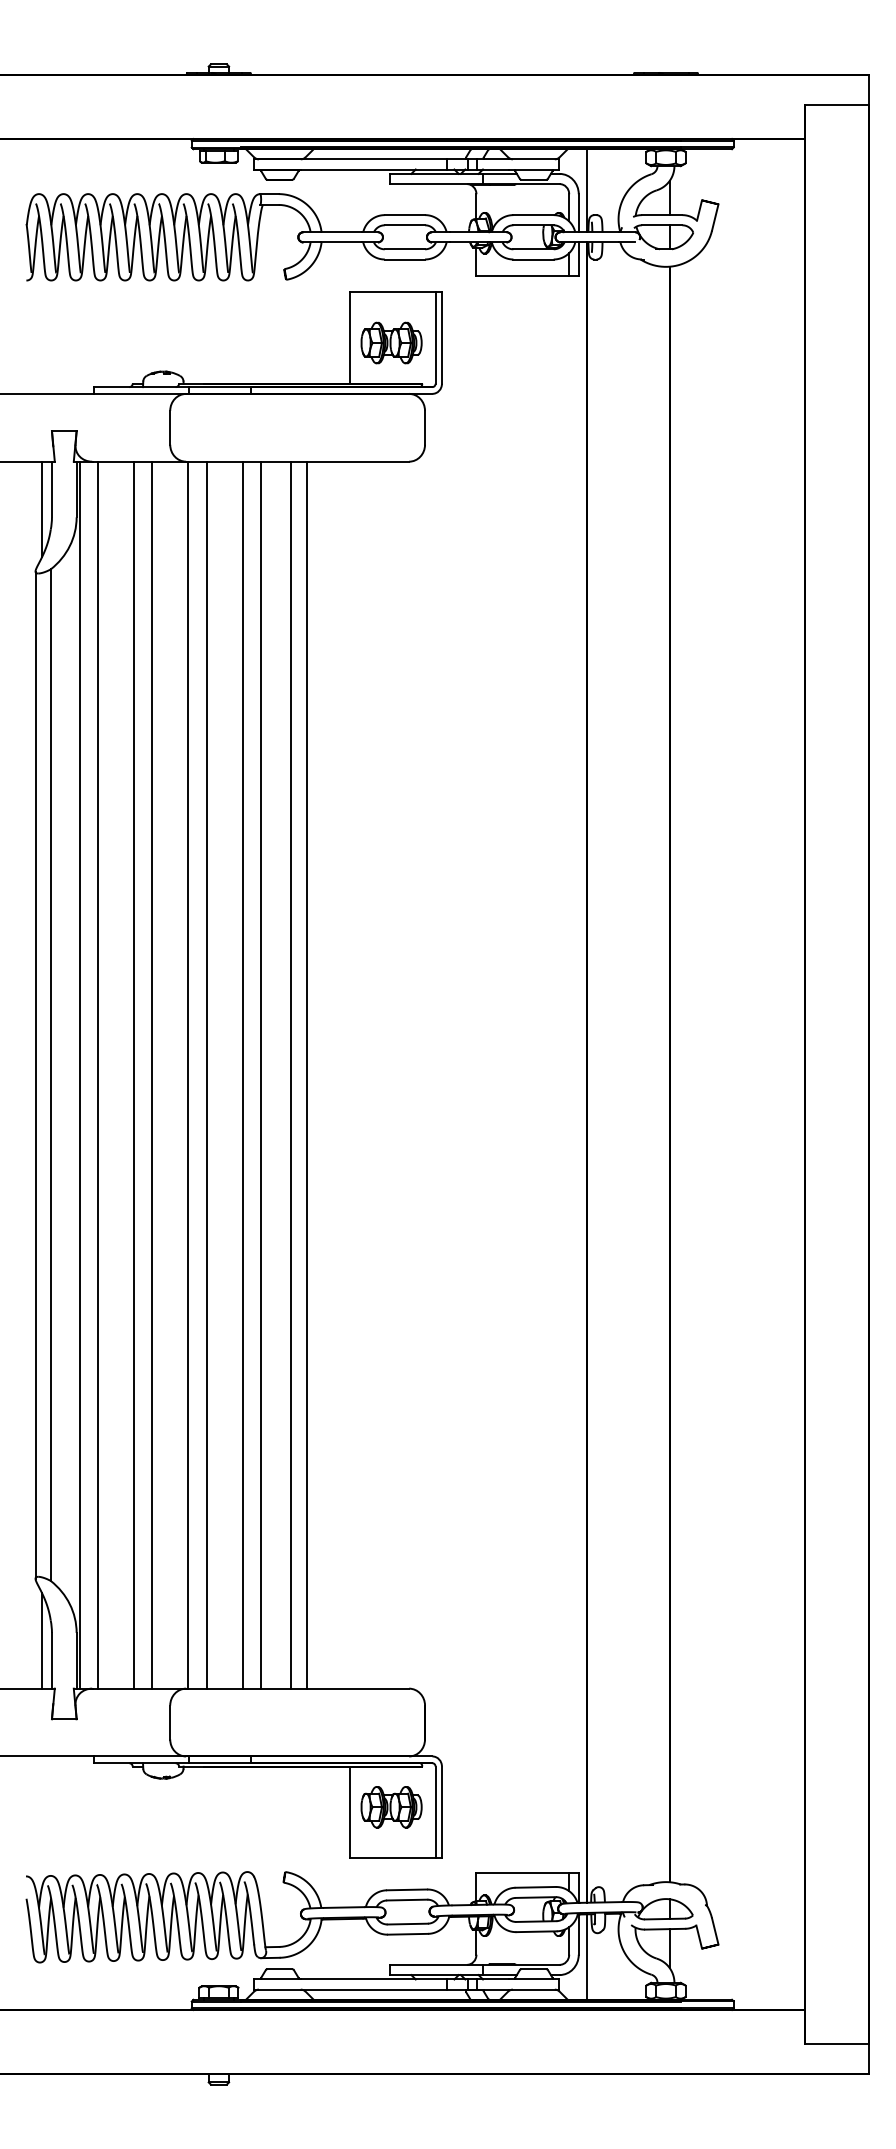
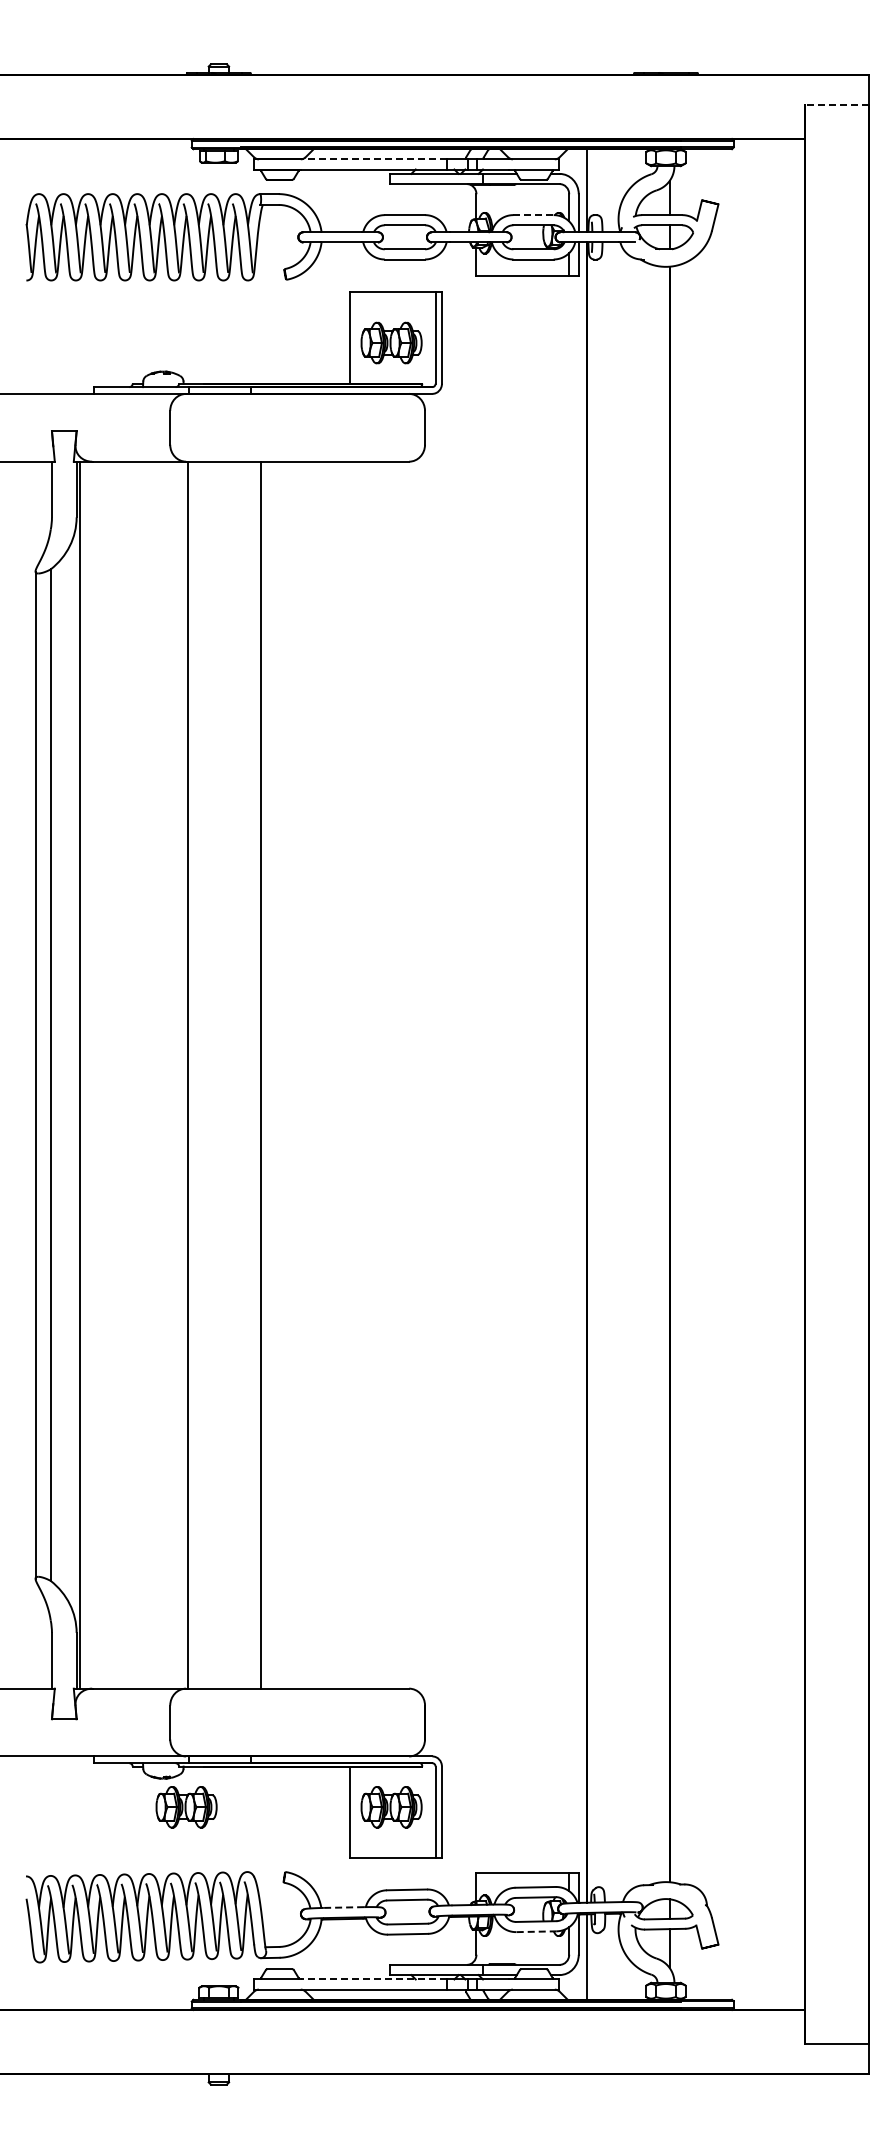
line: solid -> dashed (836, 105)
line: solid -> dashed (374, 159)
line: solid -> dashed (534, 215)
line: present -> none (42, 508)
line: present -> none (98, 1074)
line: present -> none (134, 1074)
line: present -> none (152, 1074)
line: present -> none (206, 1074)
line: present -> none (242, 1074)
line: present -> none (291, 1074)
line: present -> none (306, 1074)
line: present -> none (42, 1640)
part: none -> present (186, 1807)
line: solid -> dashed (343, 1907)
line: solid -> dashed (536, 1931)
line: solid -> dashed (374, 1979)
